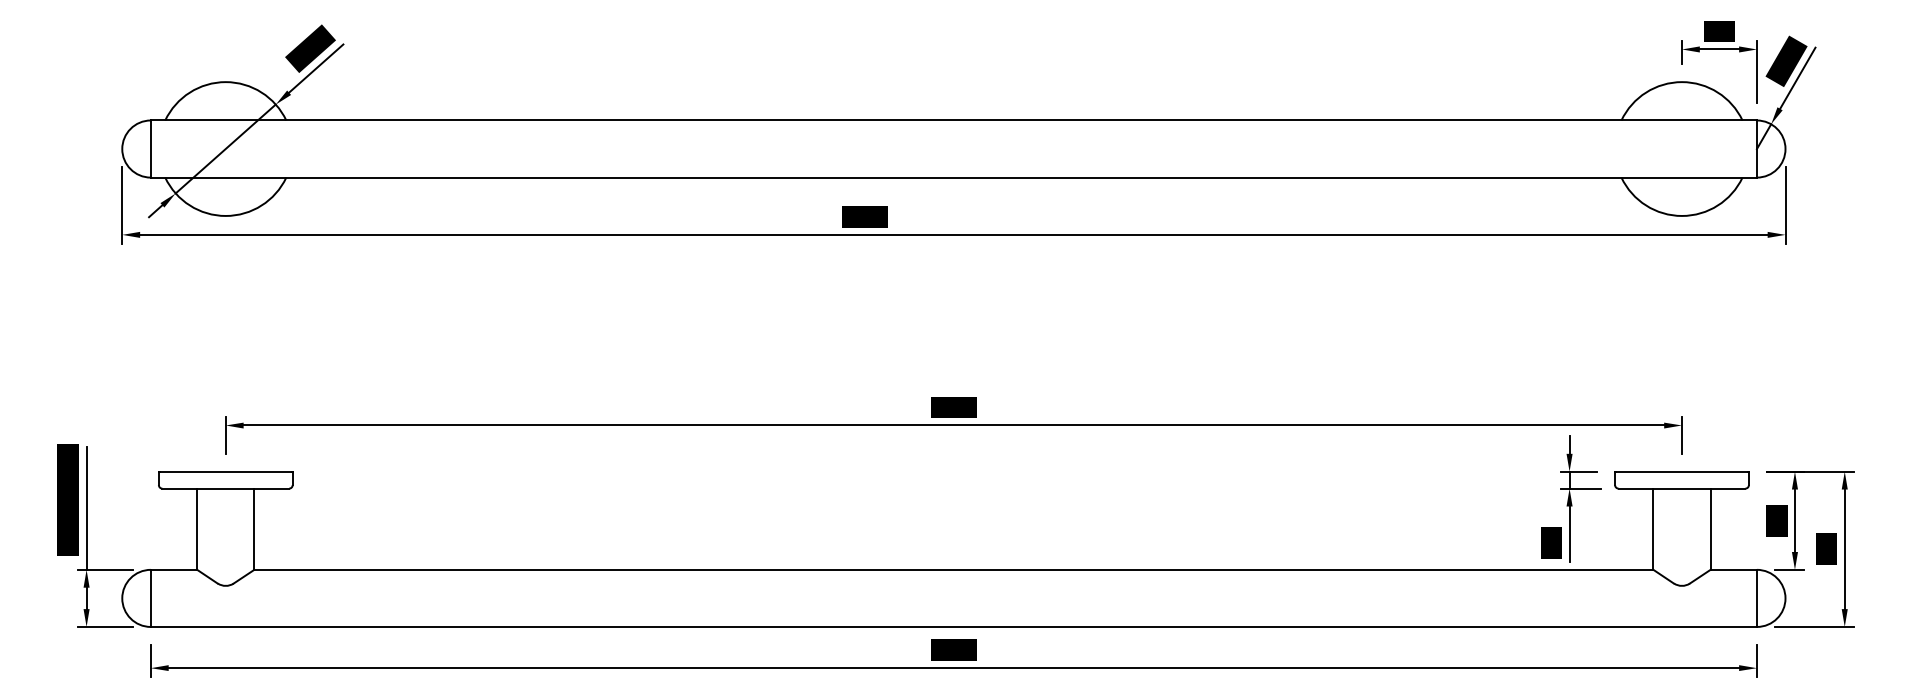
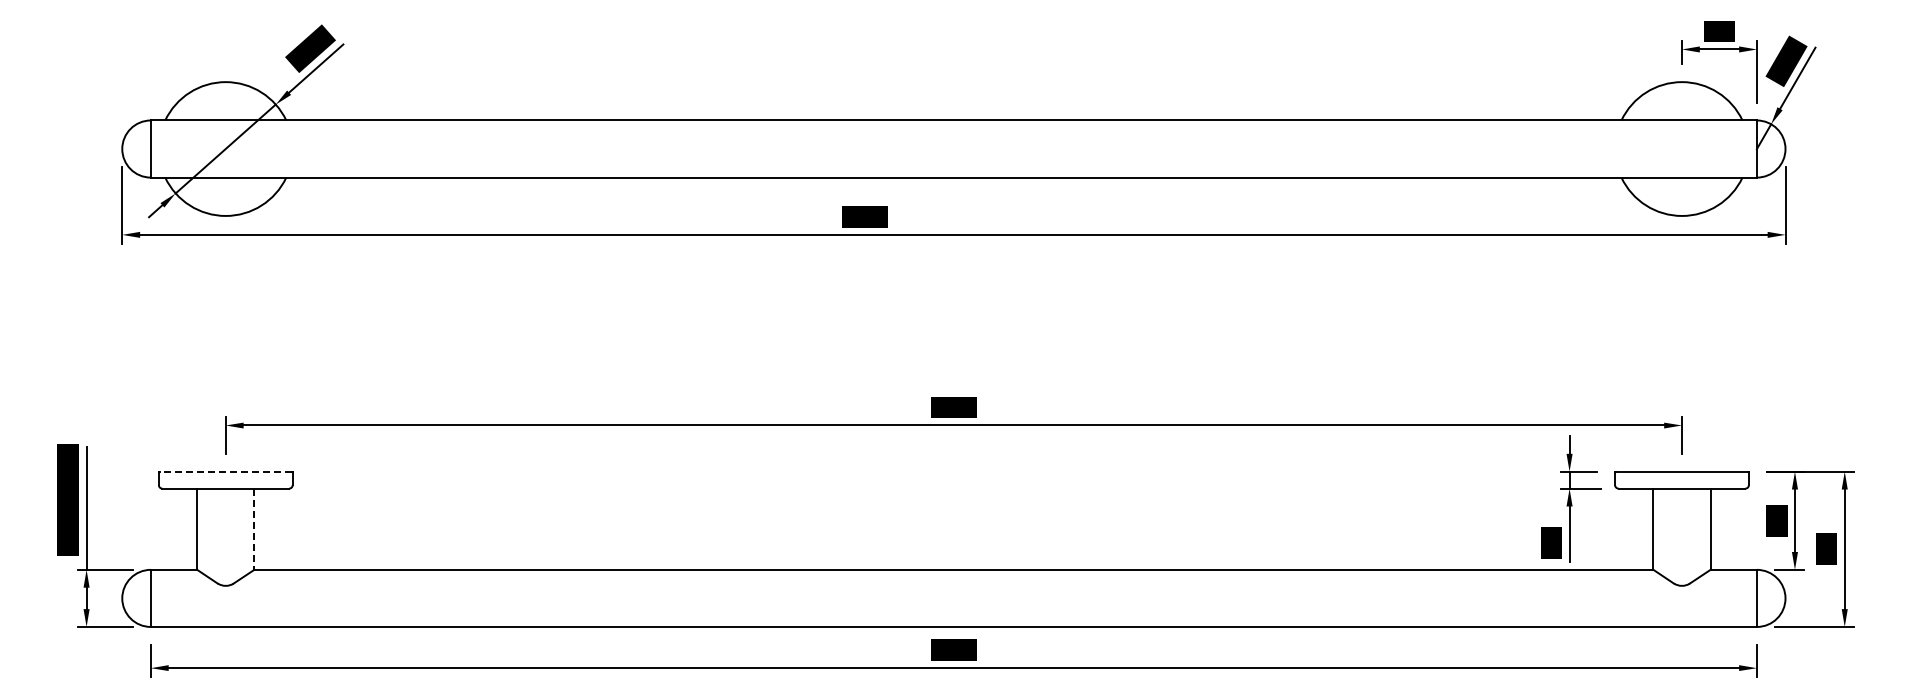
line: solid -> dashed (225, 471)
line: solid -> dashed (254, 529)
